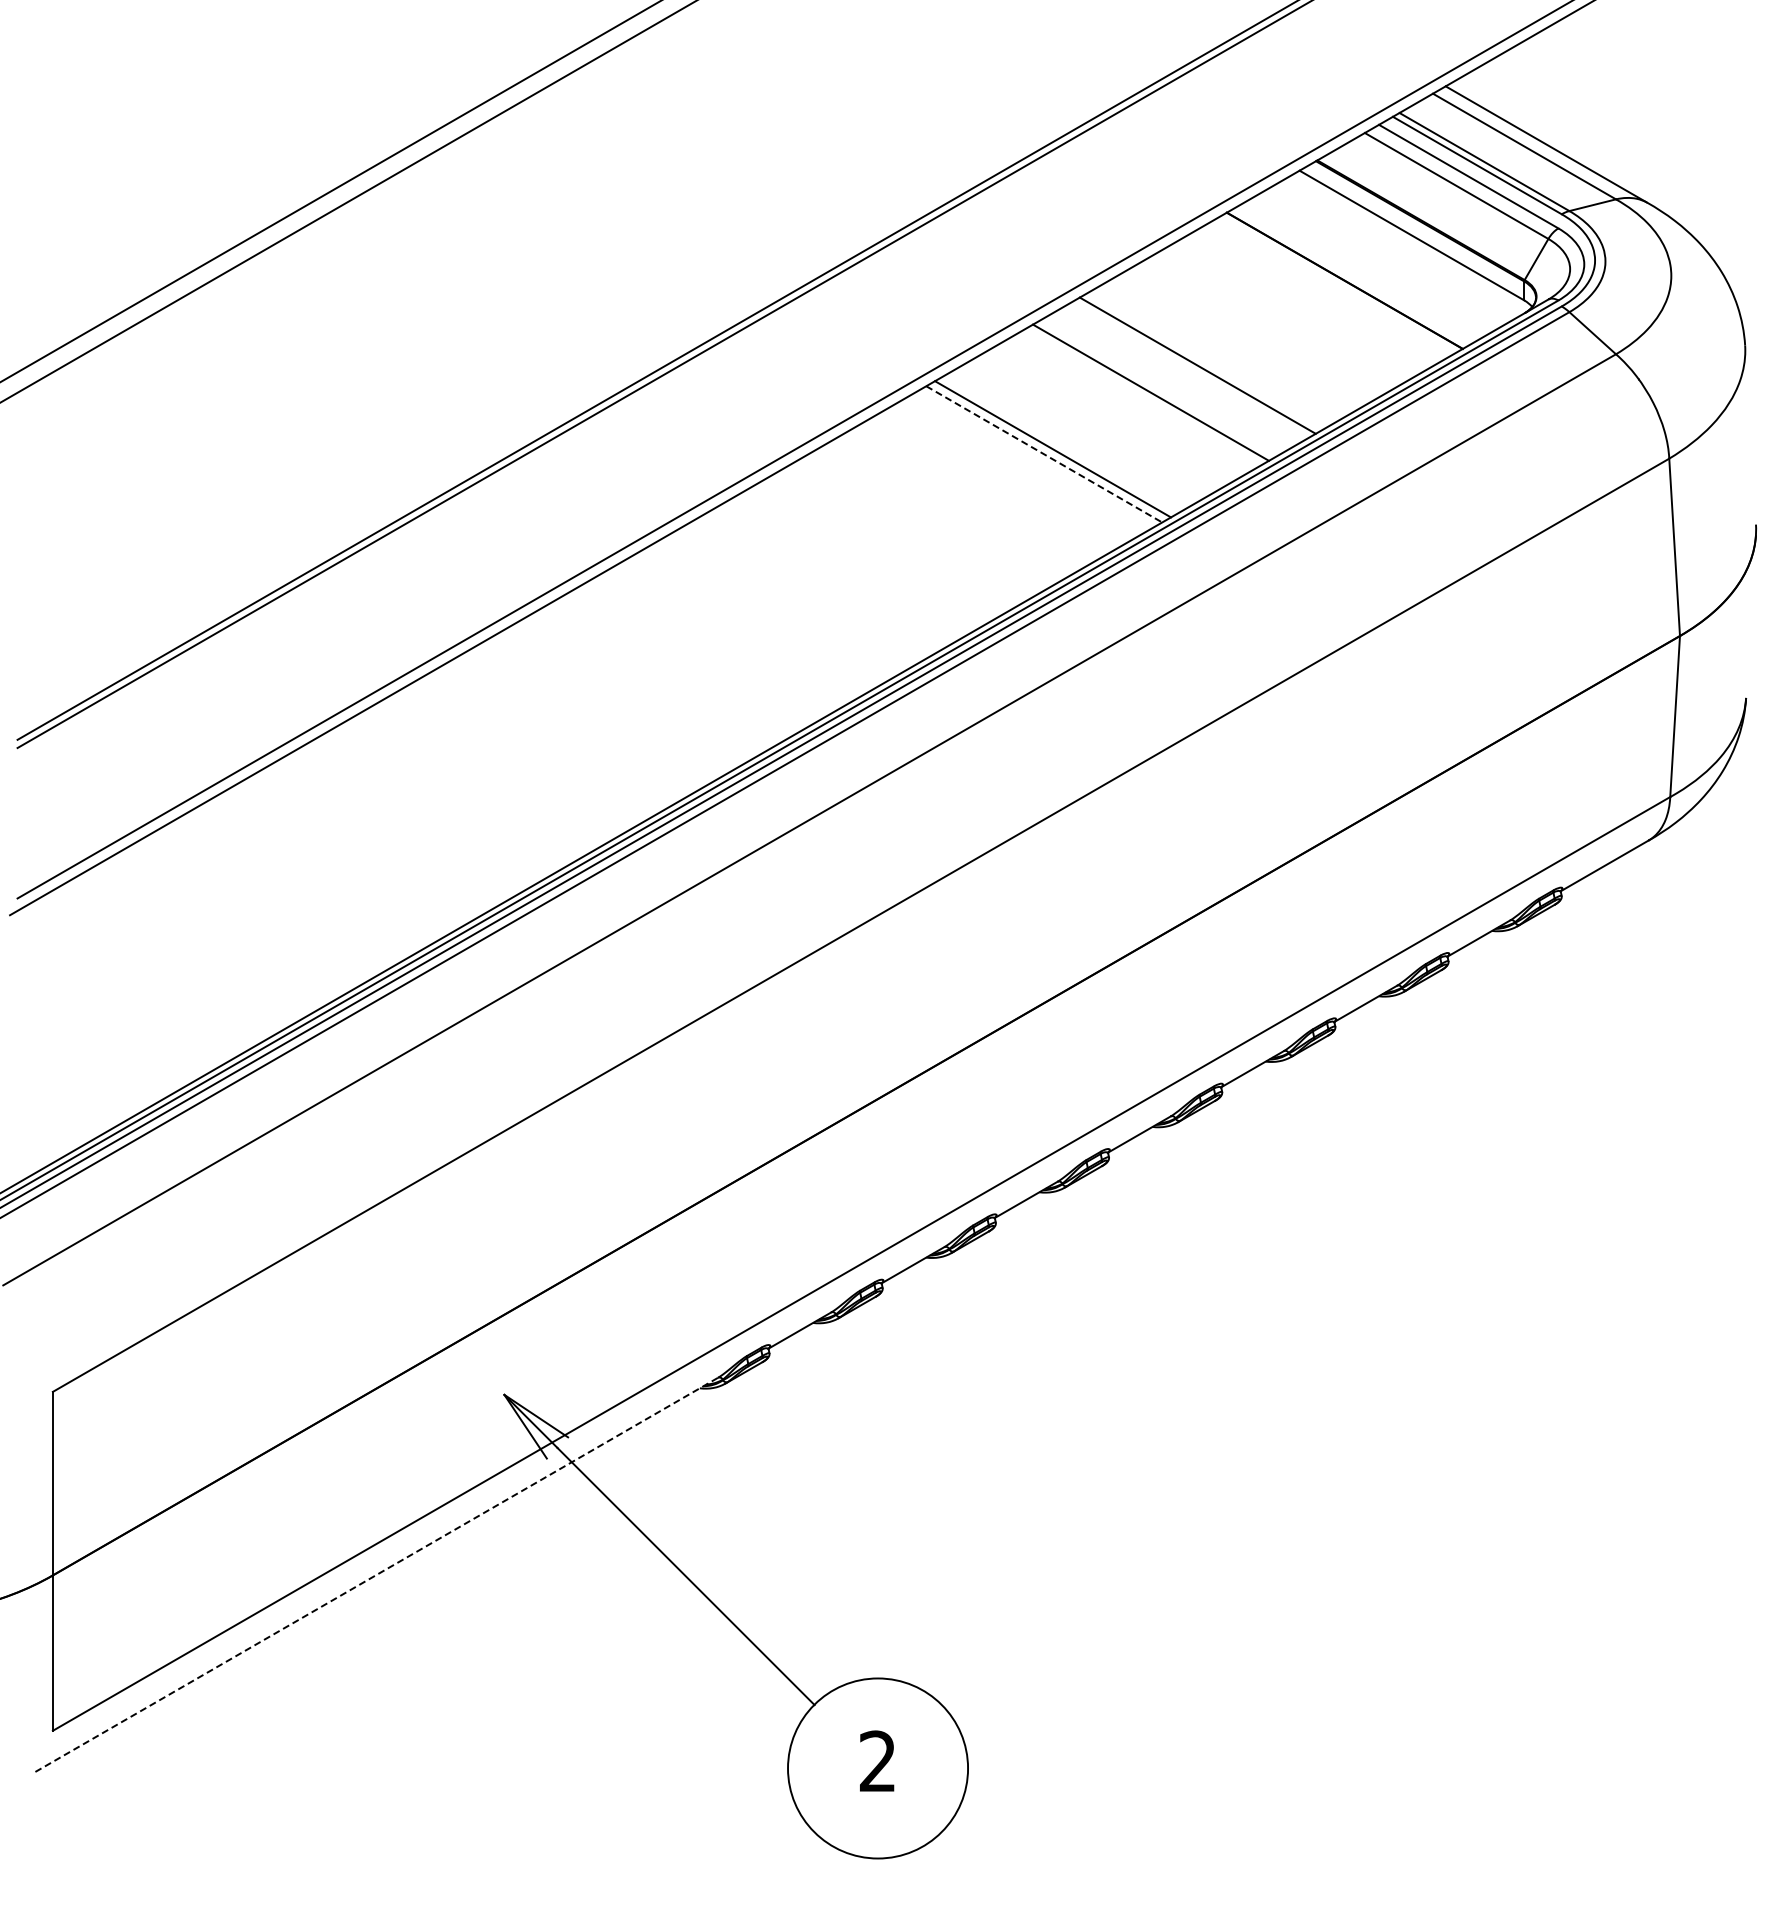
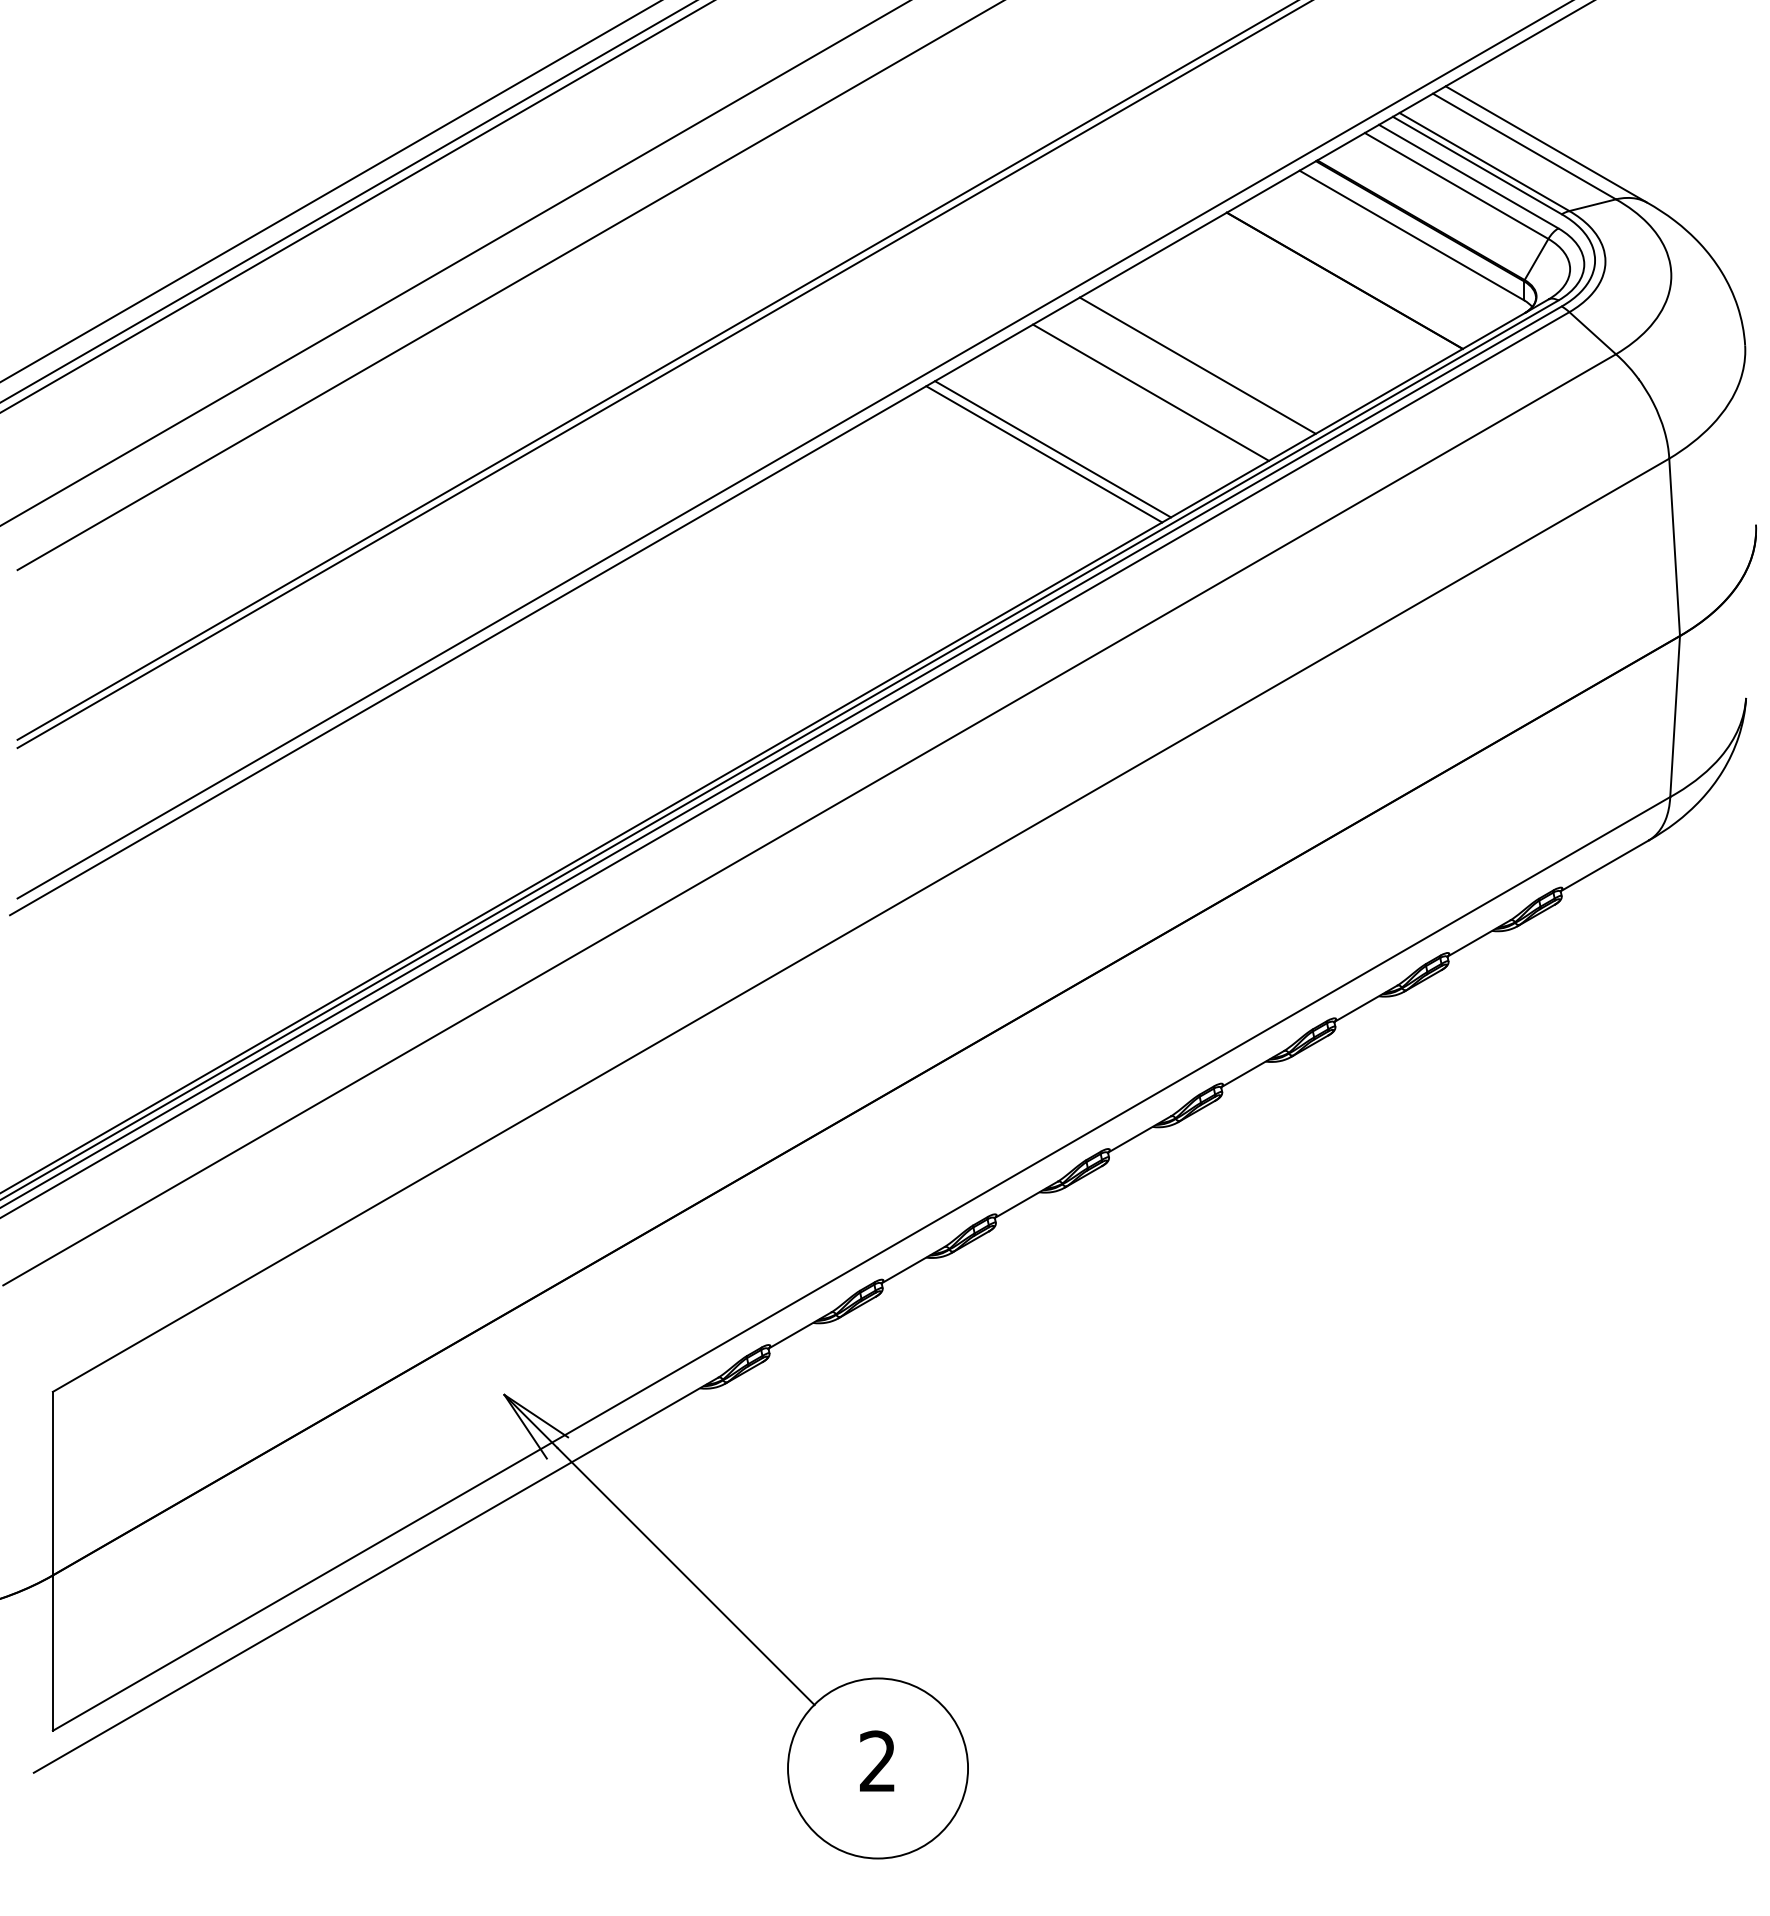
line: none -> present (356, 206)
line: none -> present (454, 263)
line: none -> present (509, 286)
line: dashed -> solid (1044, 454)
line: dashed -> solid (375, 1575)
